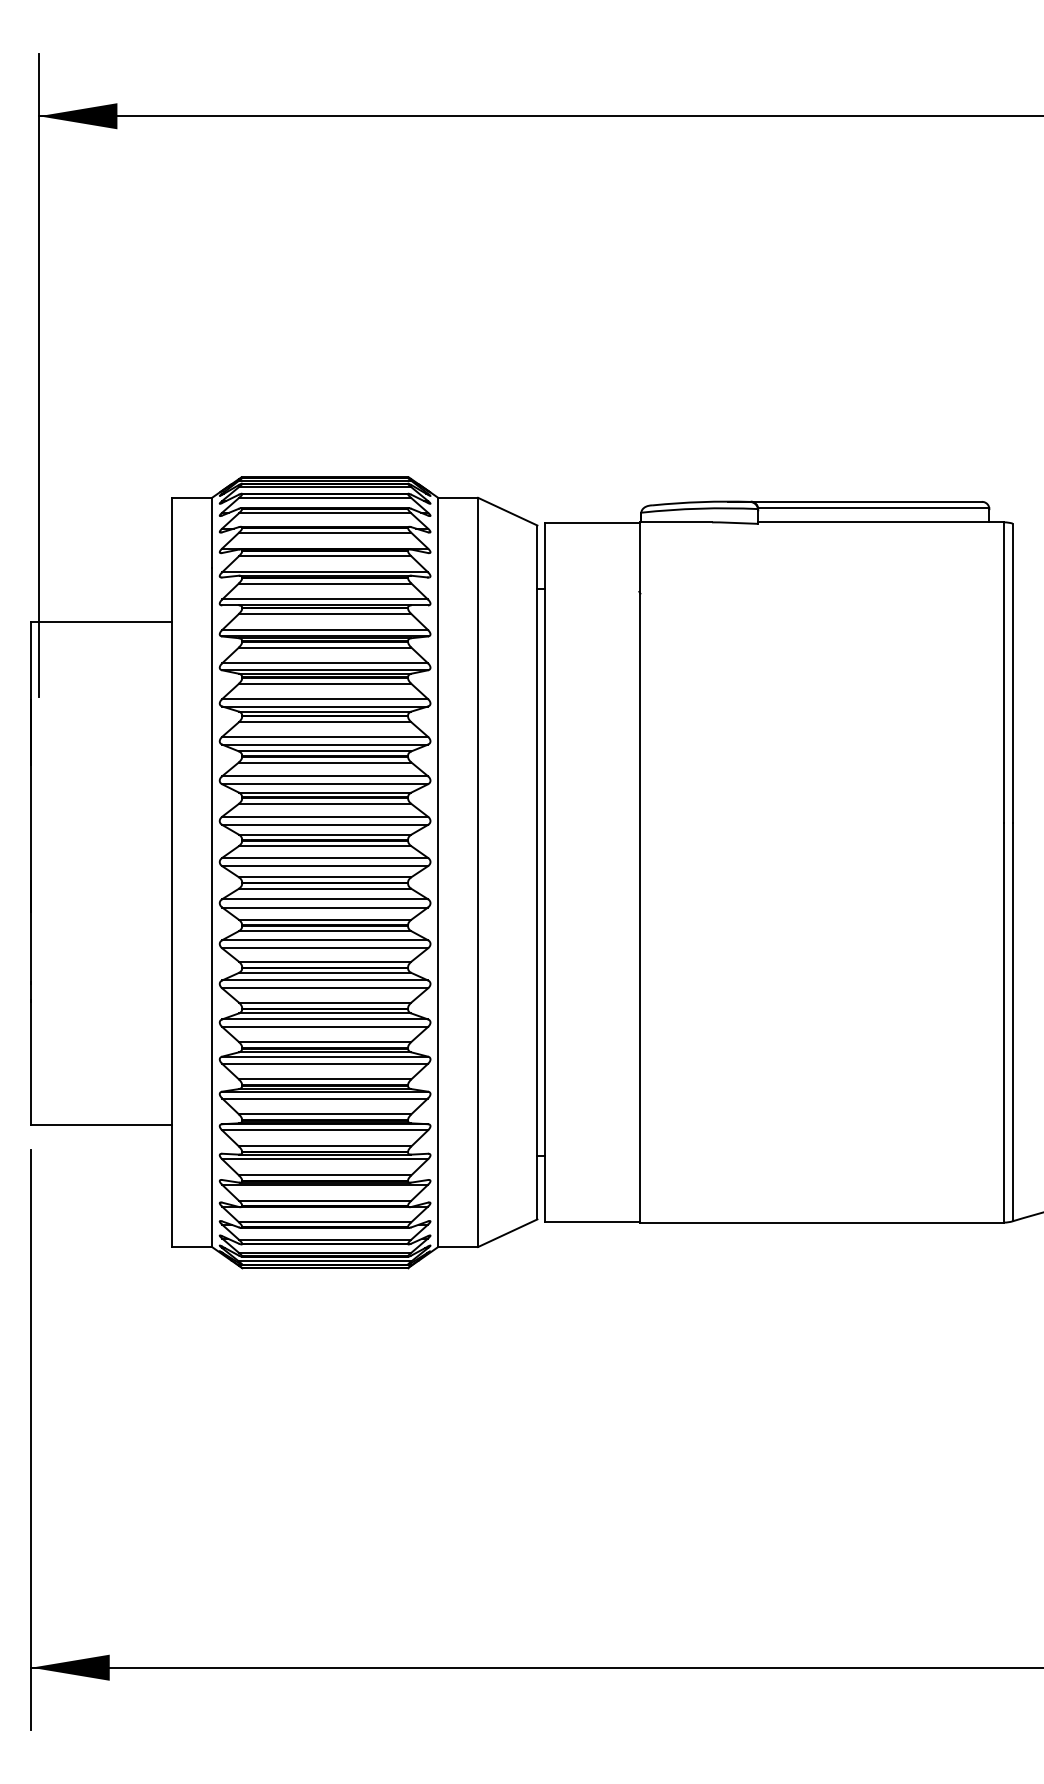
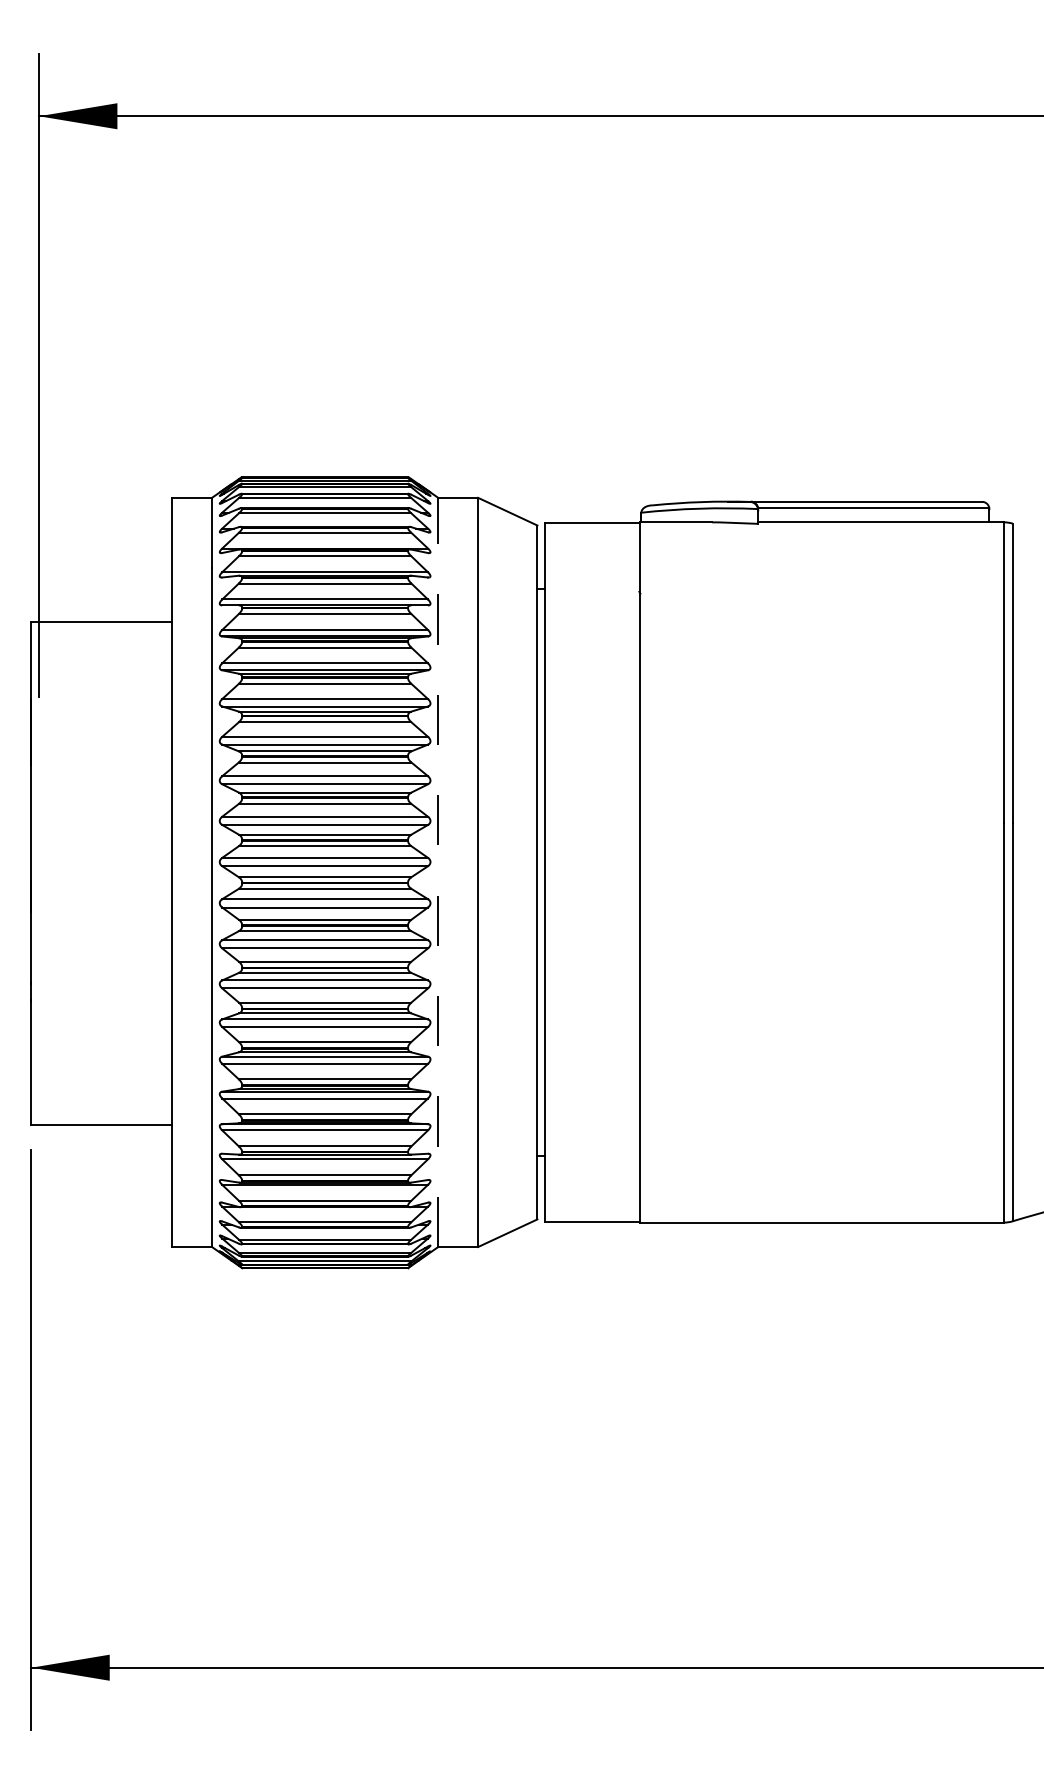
line: solid -> dashed (438, 872)
